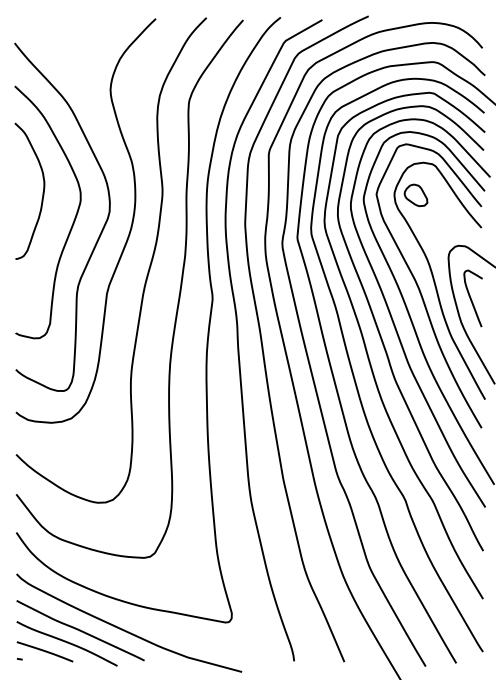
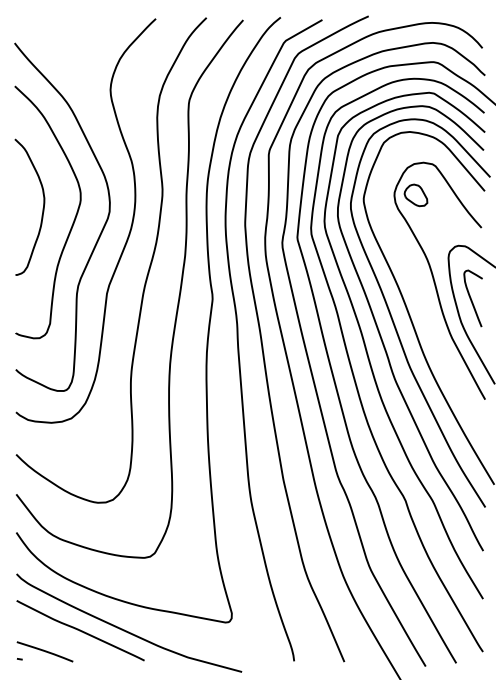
curve position: (42, 192) -> (42, 208) (42, 208)
curve: present -> none (420, 289)
curve: present -> none (66, 642)
